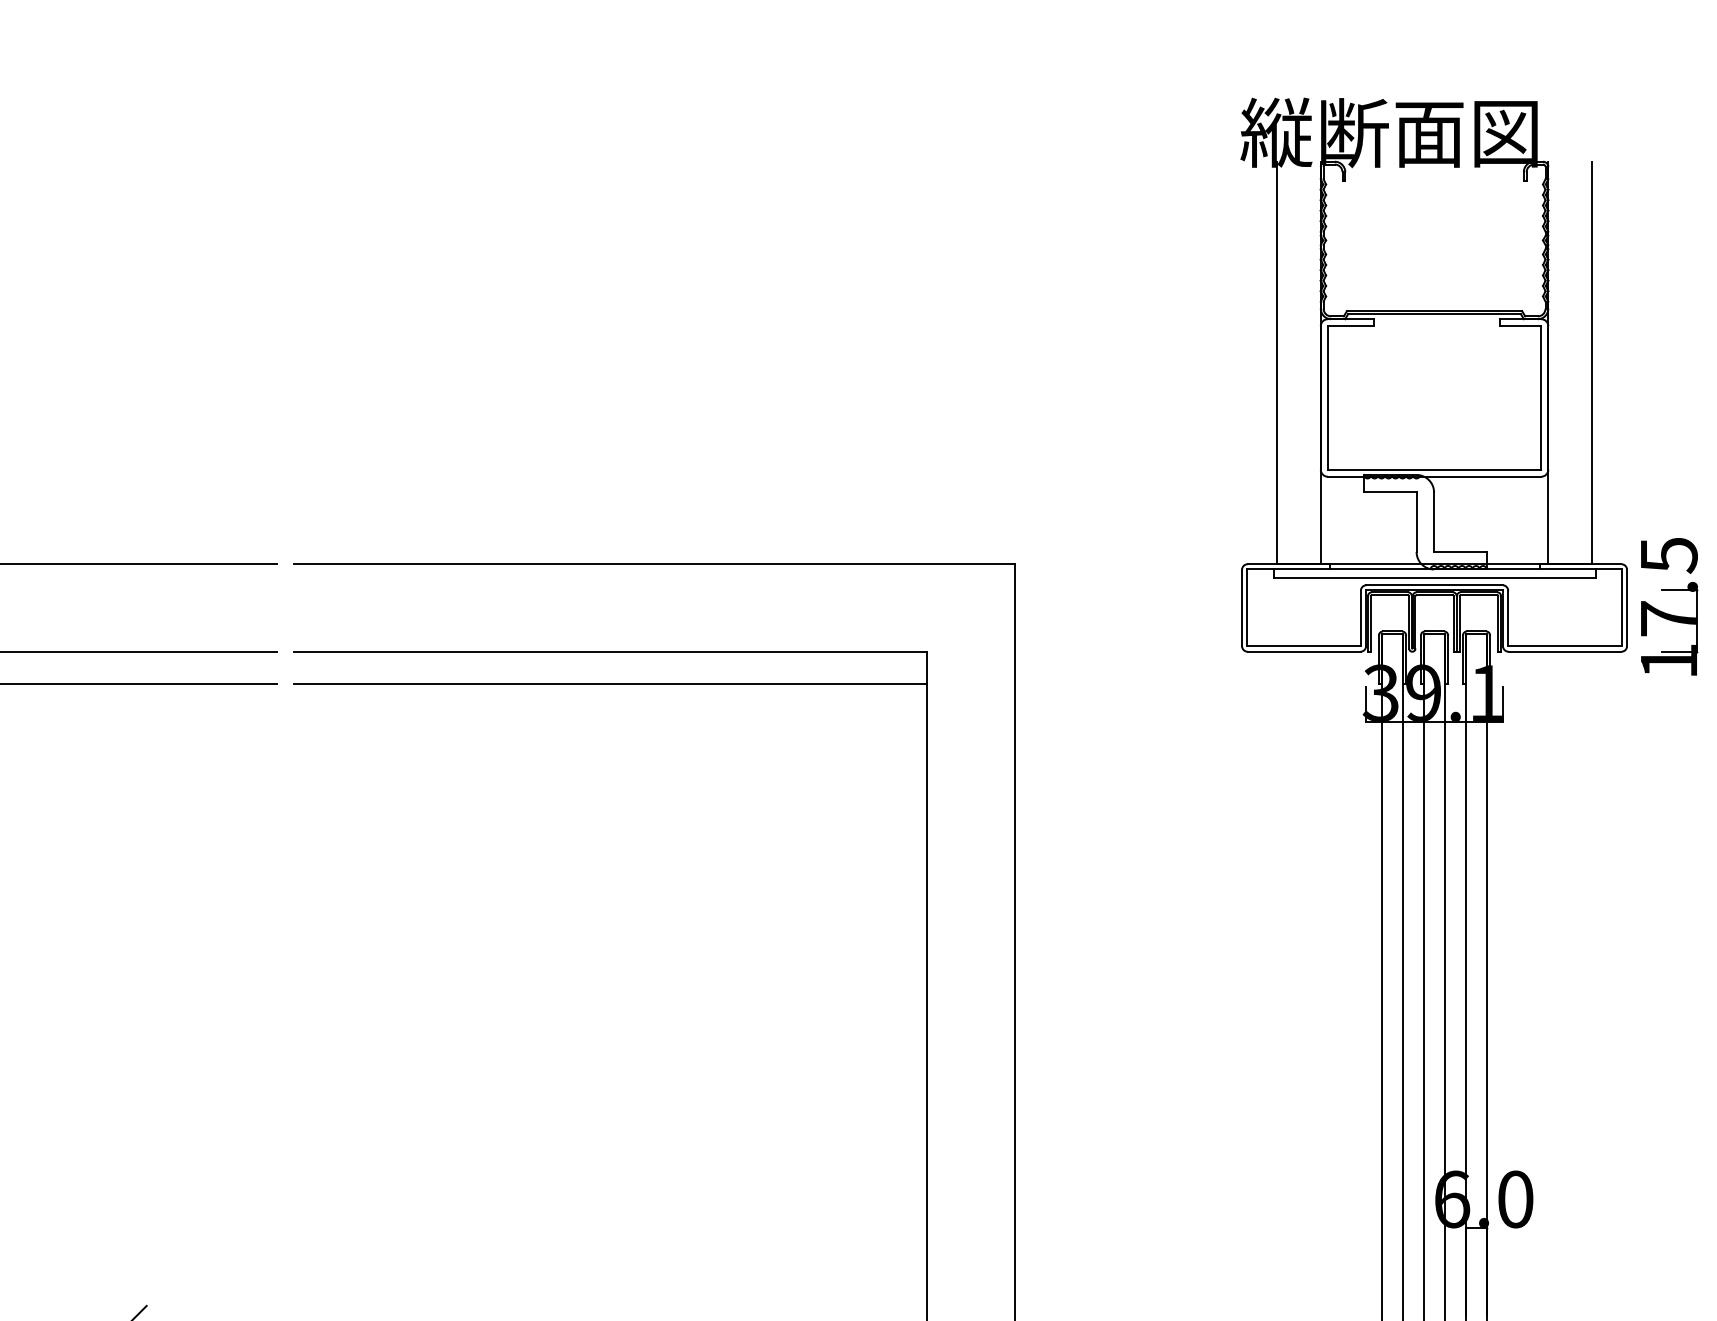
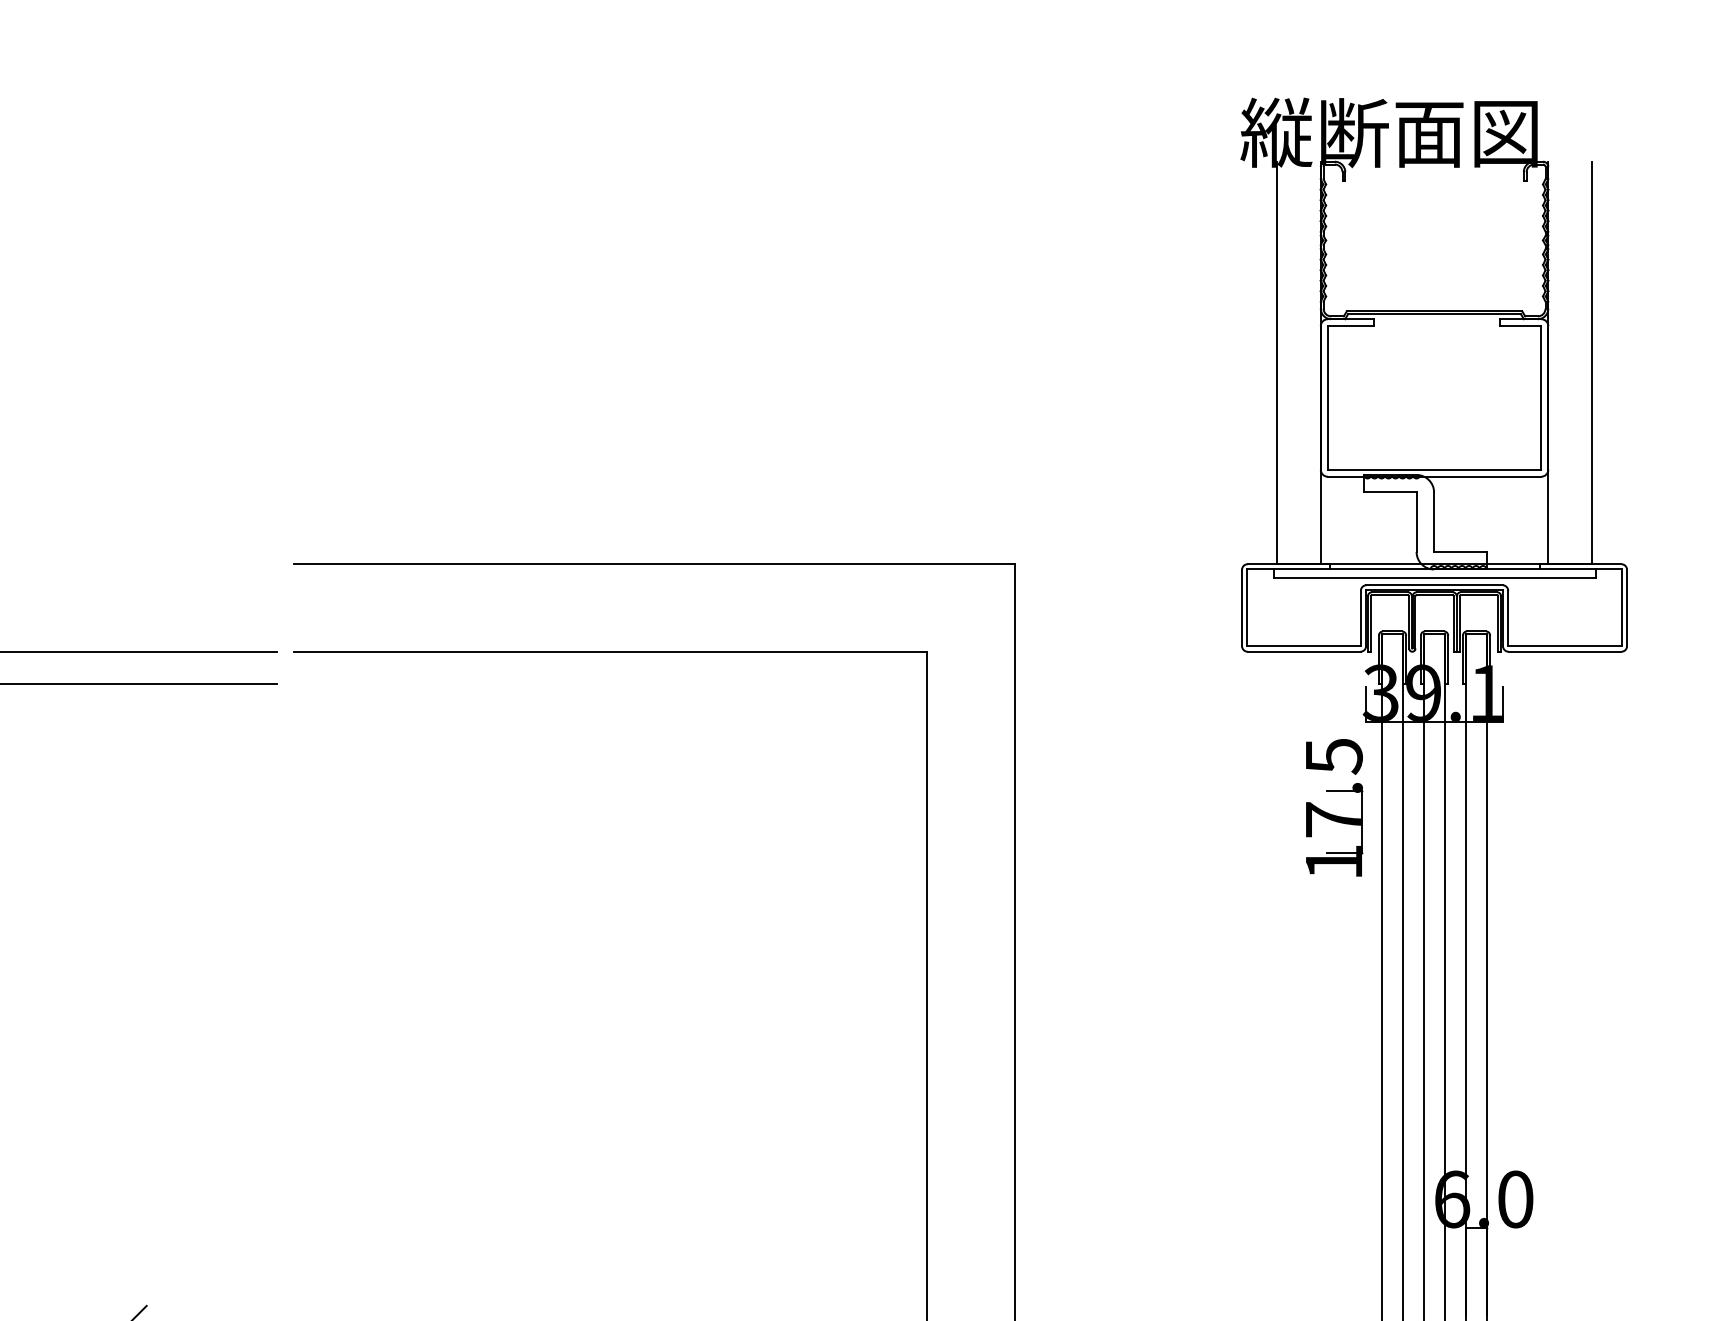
line: present -> none (139, 564)
part position: (1668, 613) -> (1333, 814) (1333, 814)
line: present -> none (610, 683)
